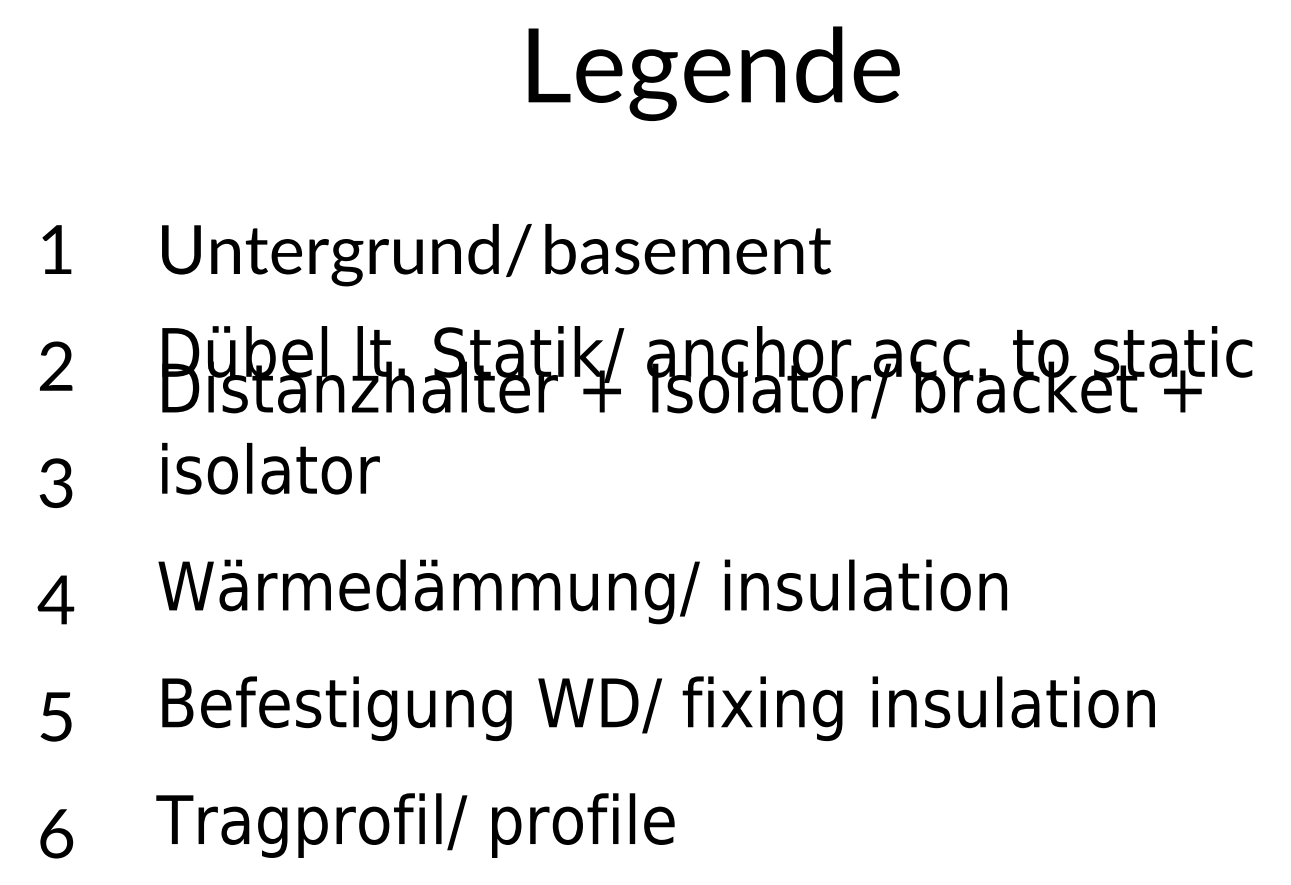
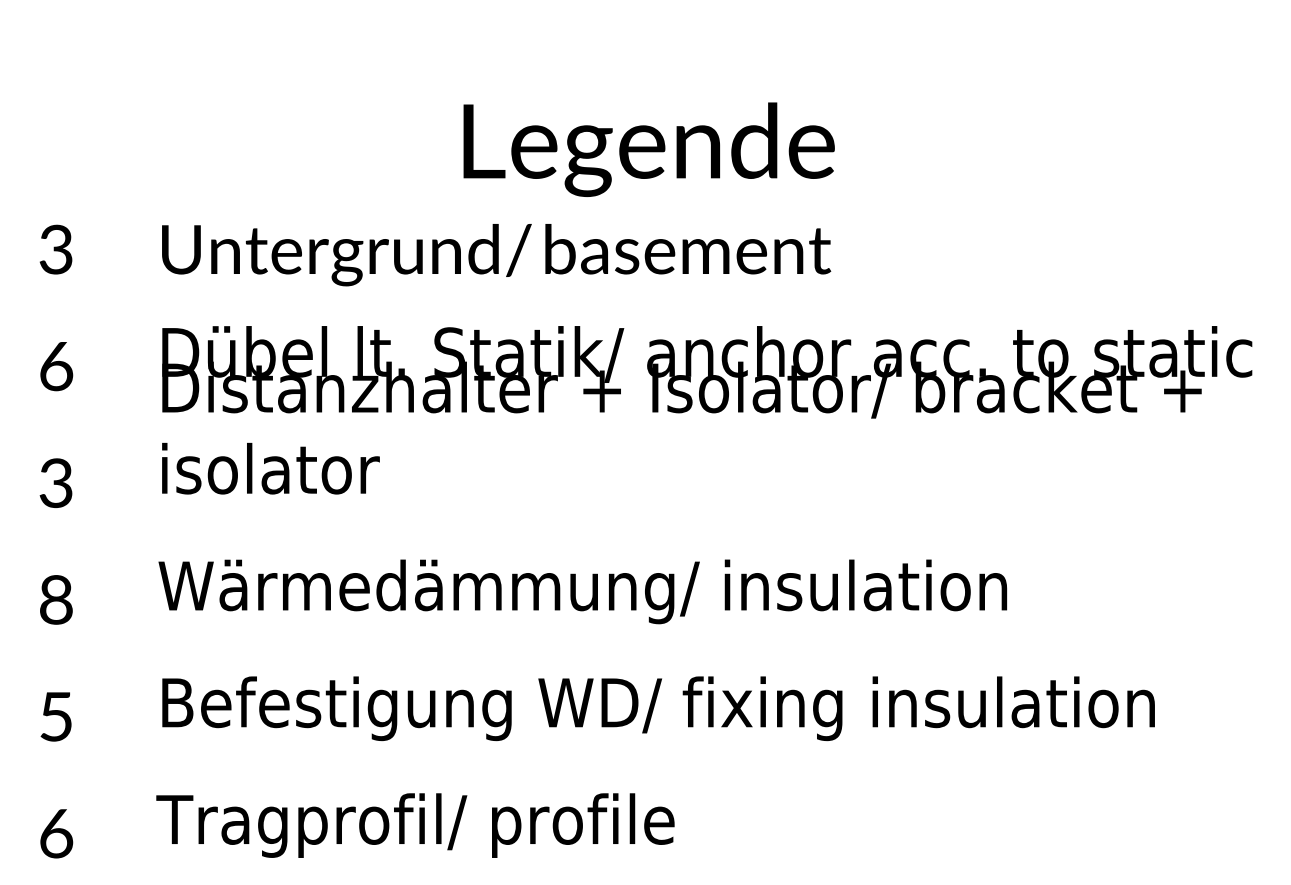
text position: (713, 73) -> (648, 149) (648, 149)
text: 1 -> 3 (55, 249)
text: 2 -> 6 (56, 366)
text: 4 -> 8 (55, 599)
